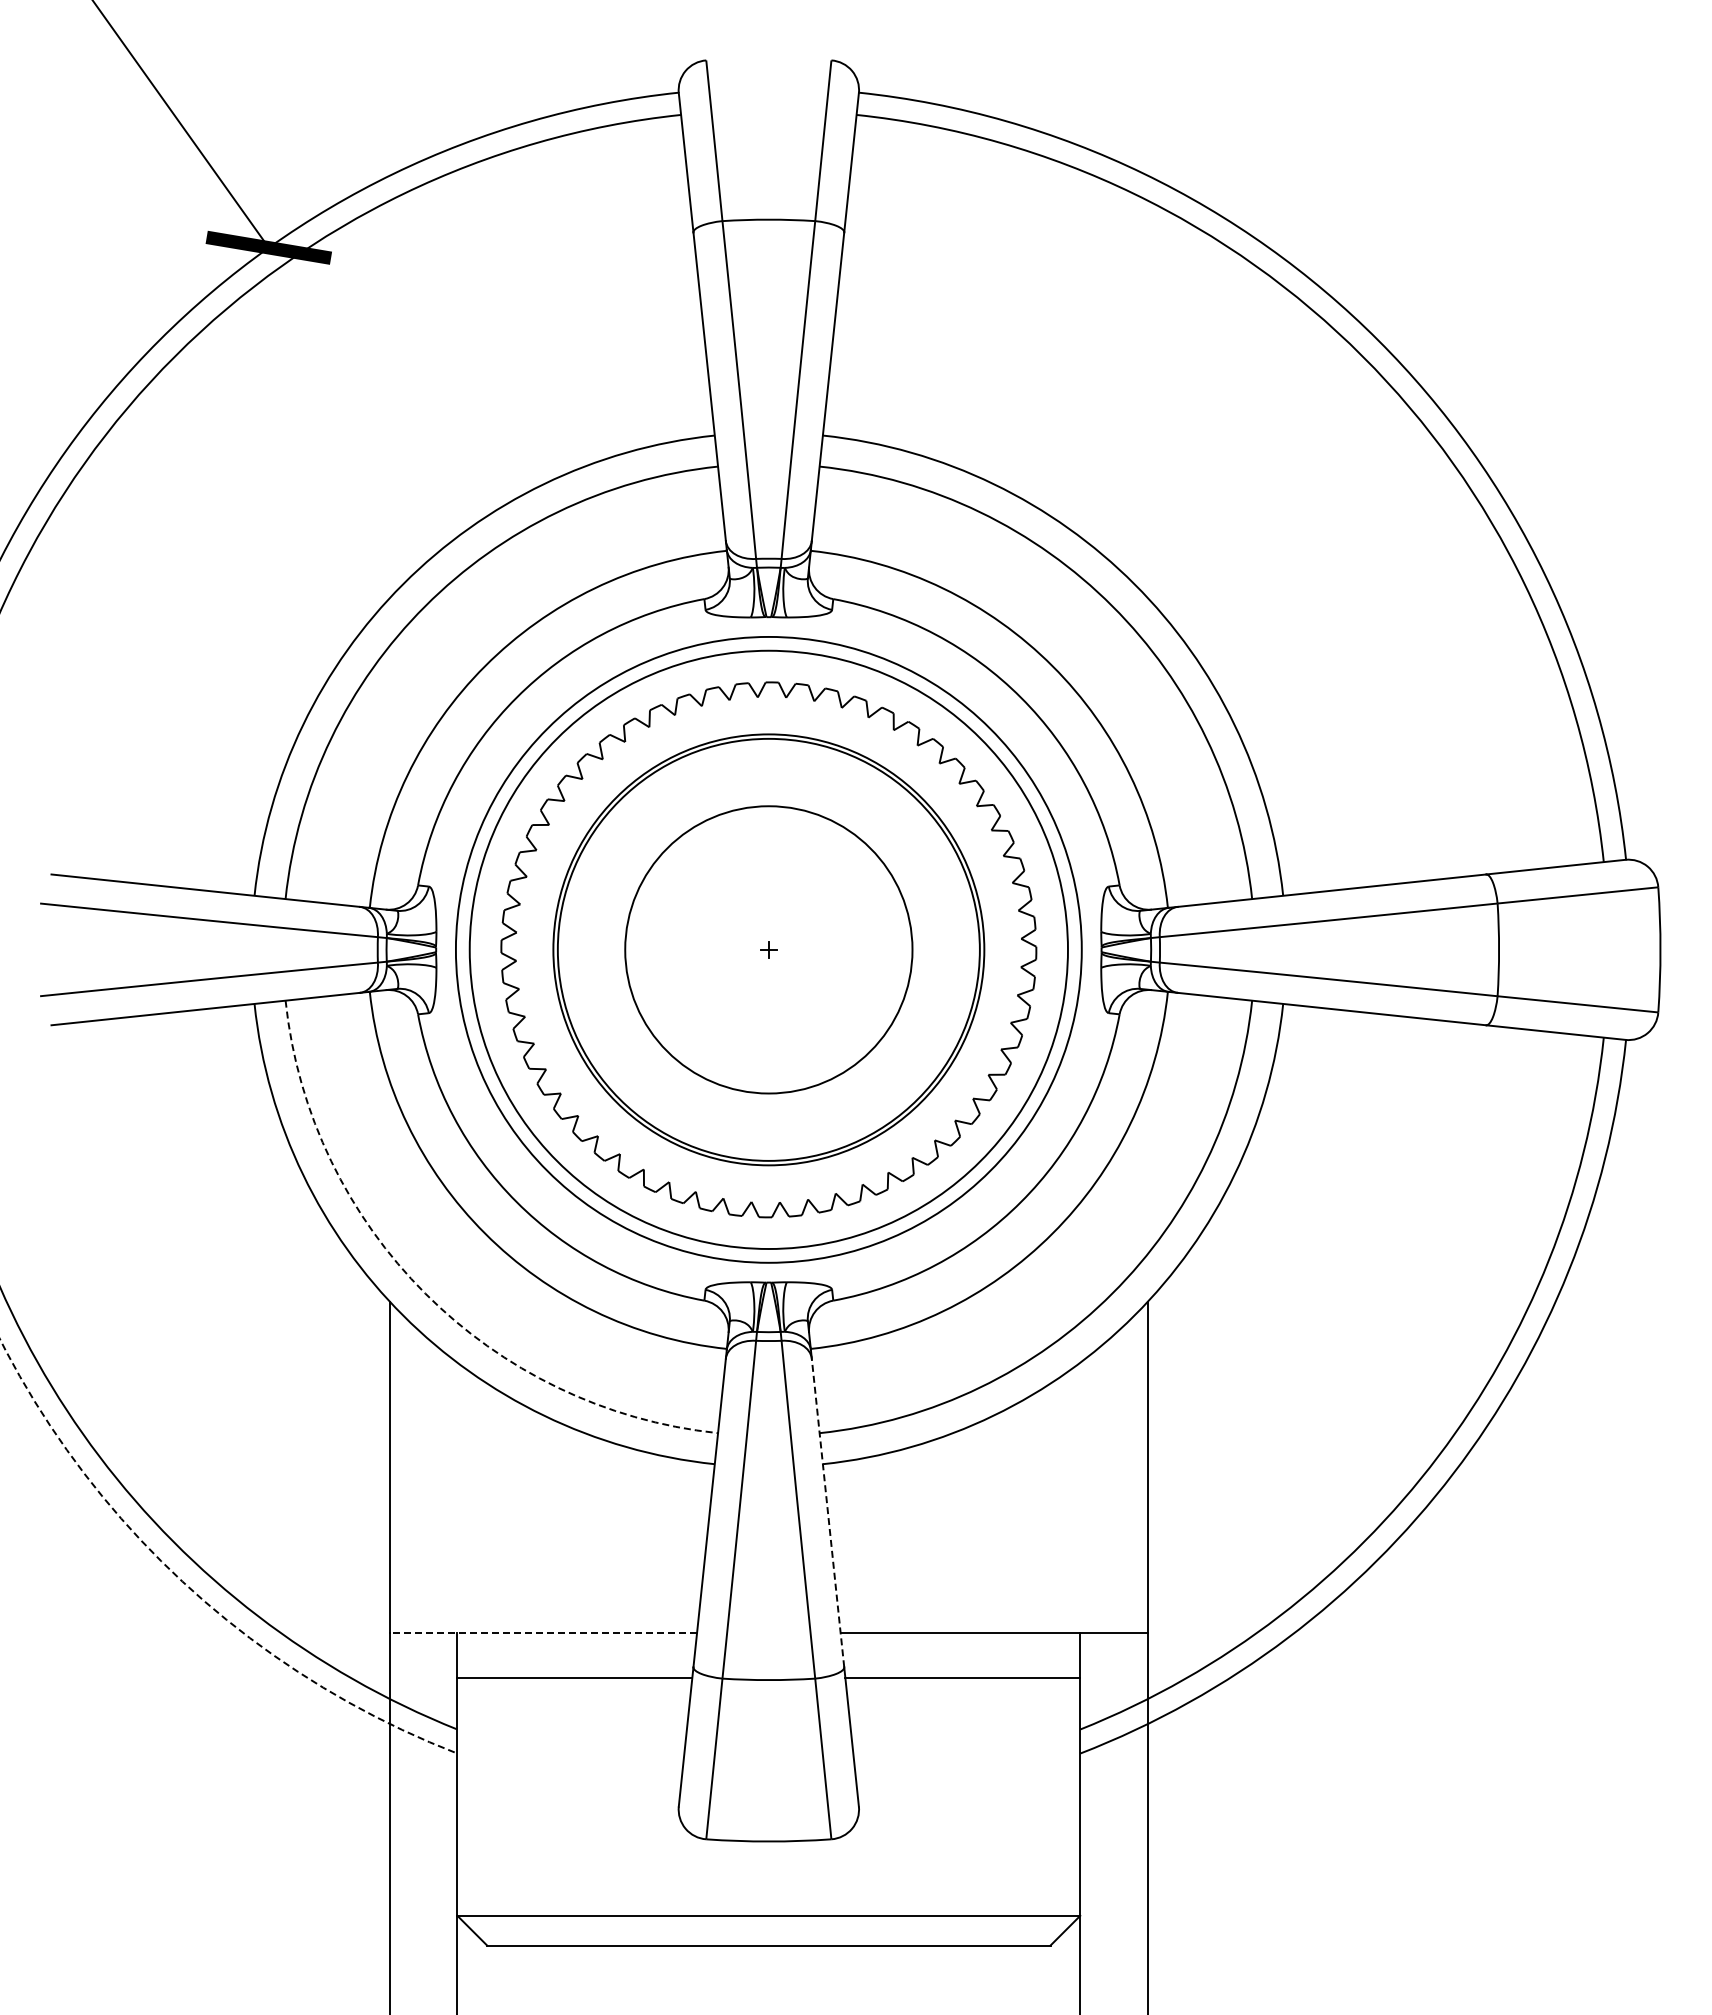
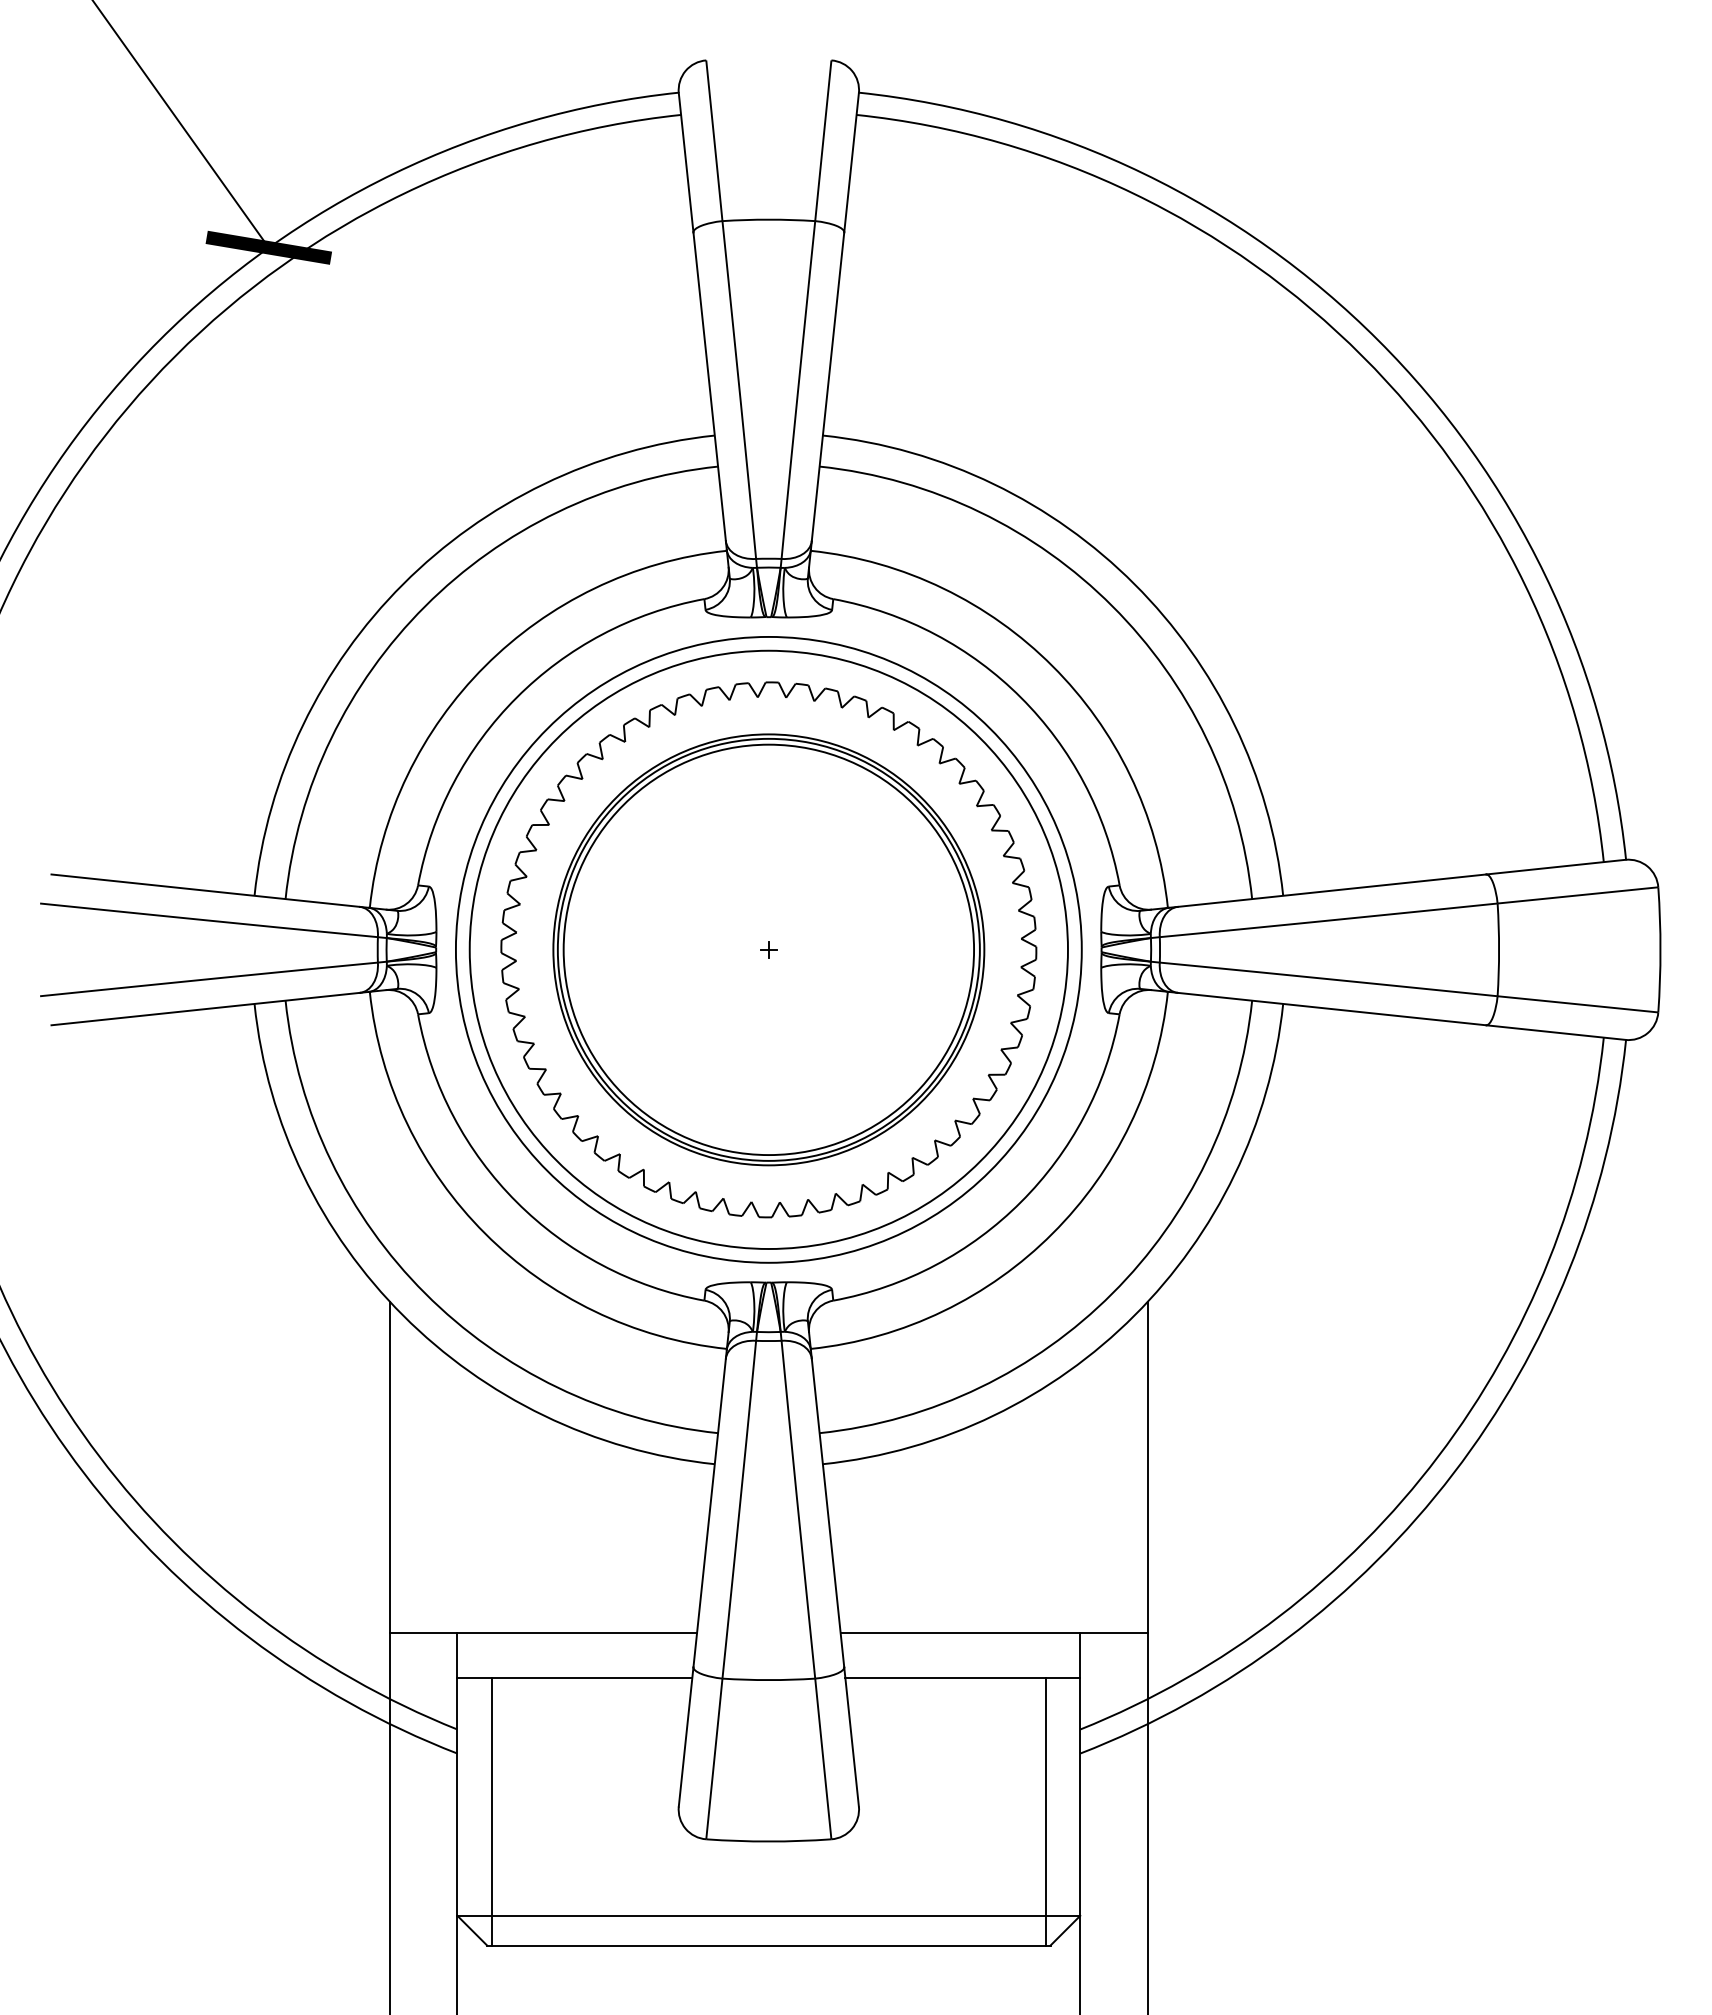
circle diameter: 287 px -> 410 px (768, 949)
arc: dashed -> solid (425, 1293)
line: dashed -> solid (827, 1512)
arc: dashed -> solid (188, 1587)
line: dashed -> solid (543, 1633)
line: none -> present (491, 1811)
line: none -> present (1045, 1811)
